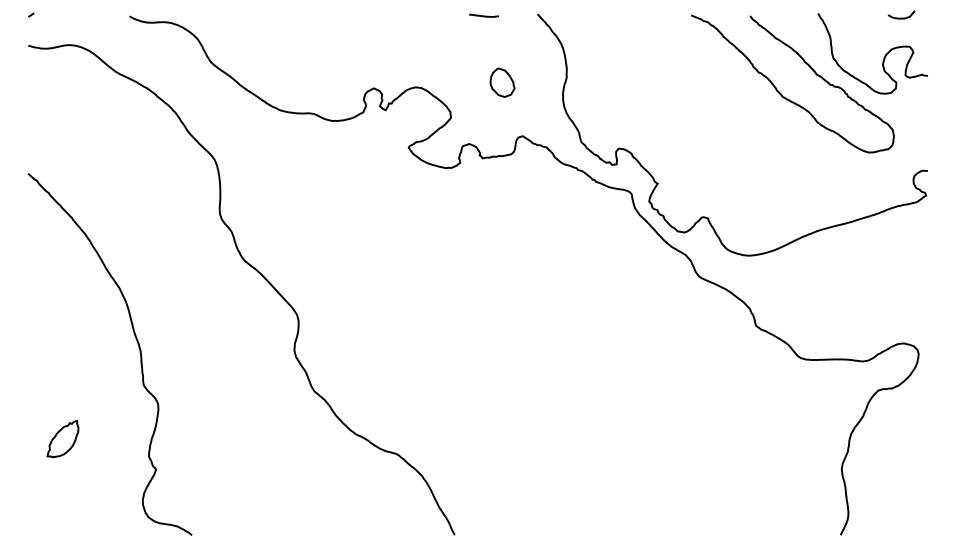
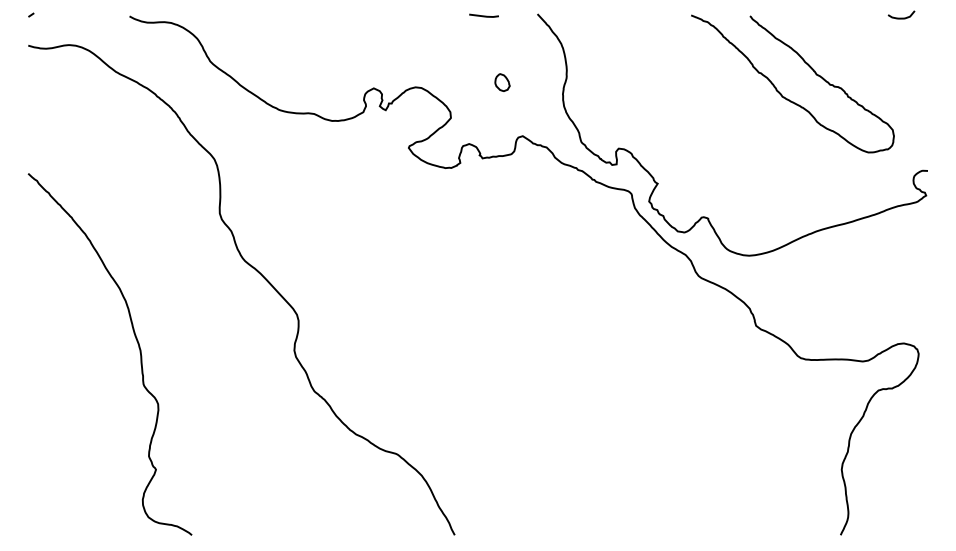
curve: present -> none (883, 57)
part size: 27x31 px -> 17x19 px (502, 82)
part: present -> none (62, 439)
